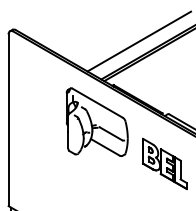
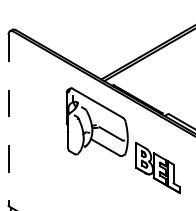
line: present -> none (139, 41)
line: solid -> dashed (8, 120)
part position: (164, 163) -> (157, 167) (157, 167)
